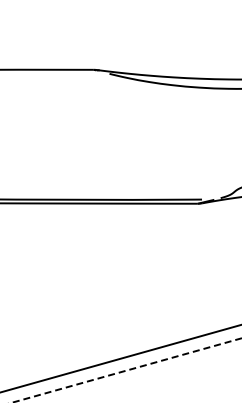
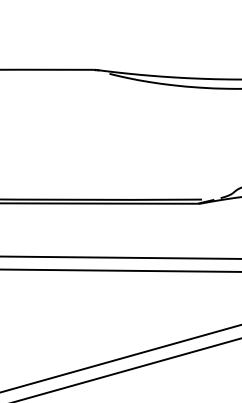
line: none -> present (120, 257)
line: none -> present (120, 270)
line: dashed -> solid (125, 370)
